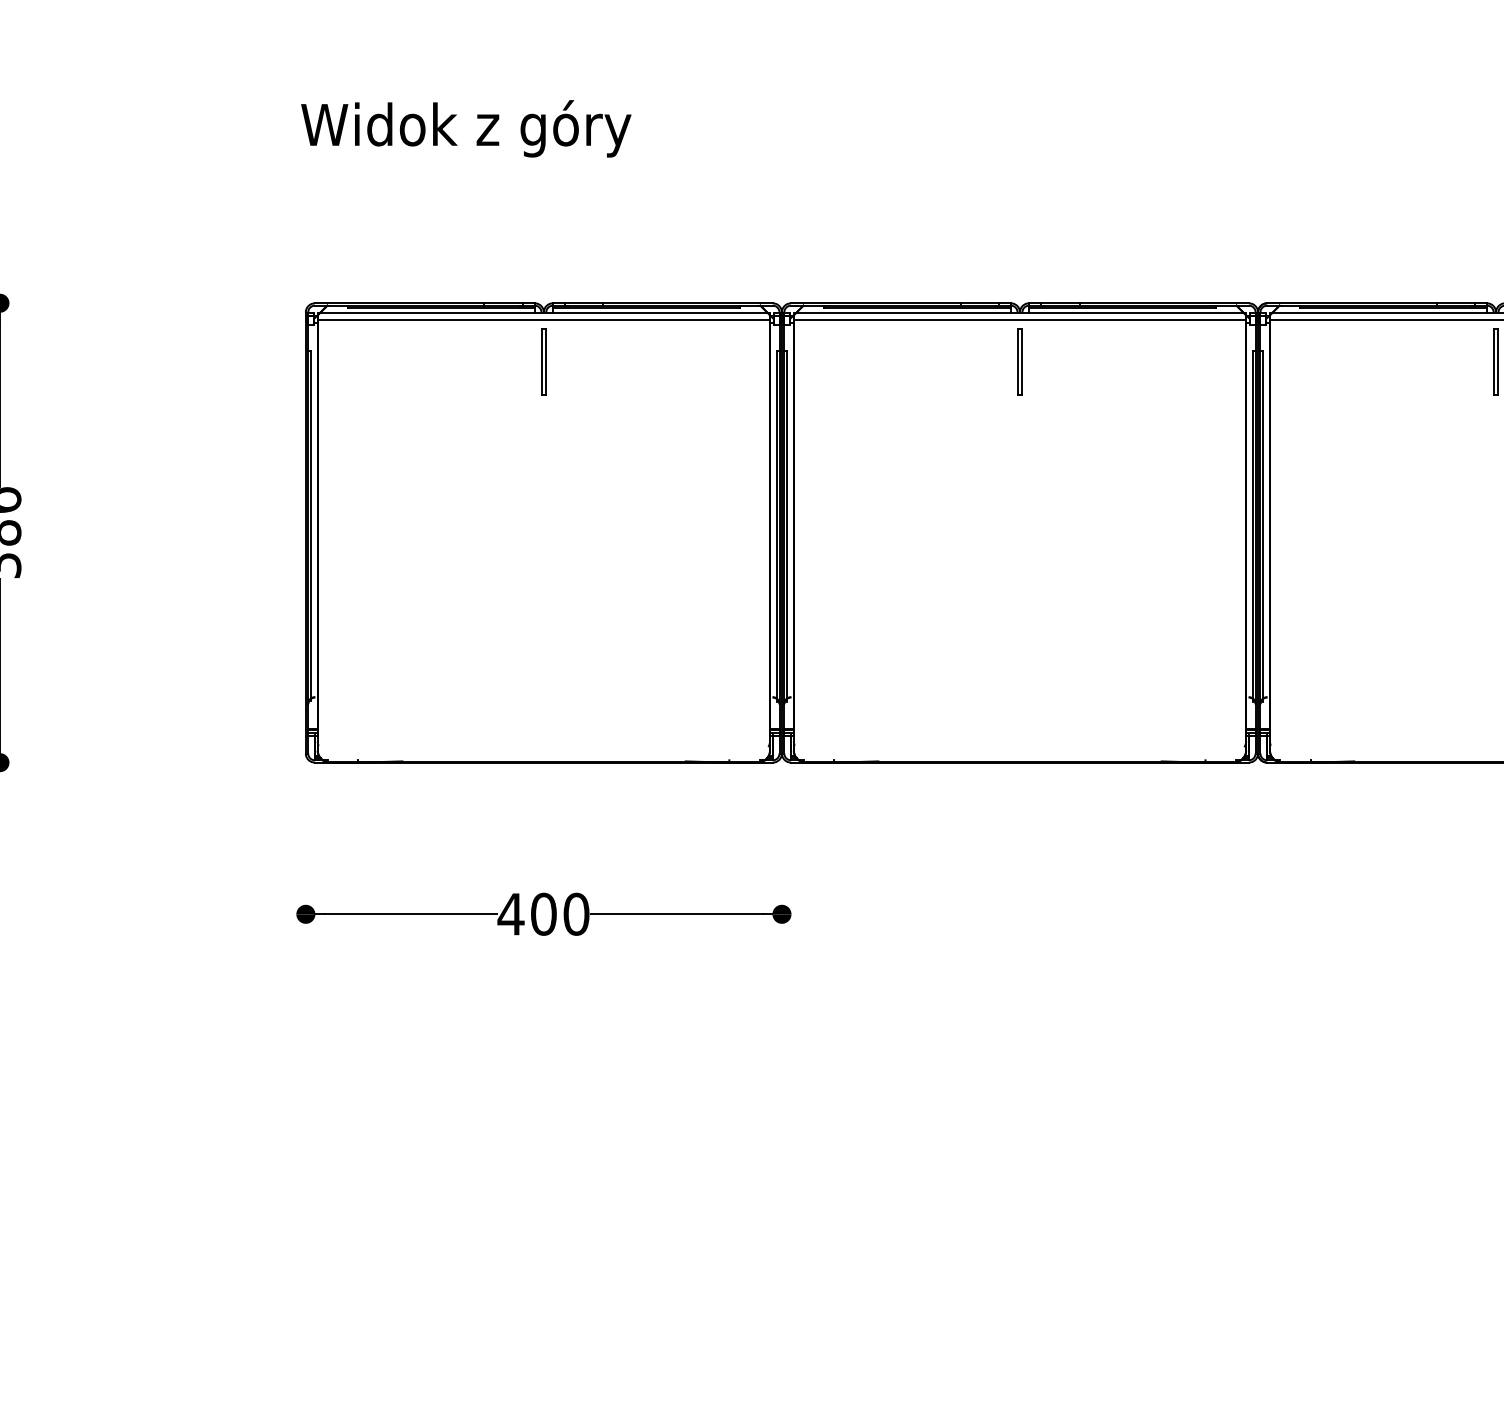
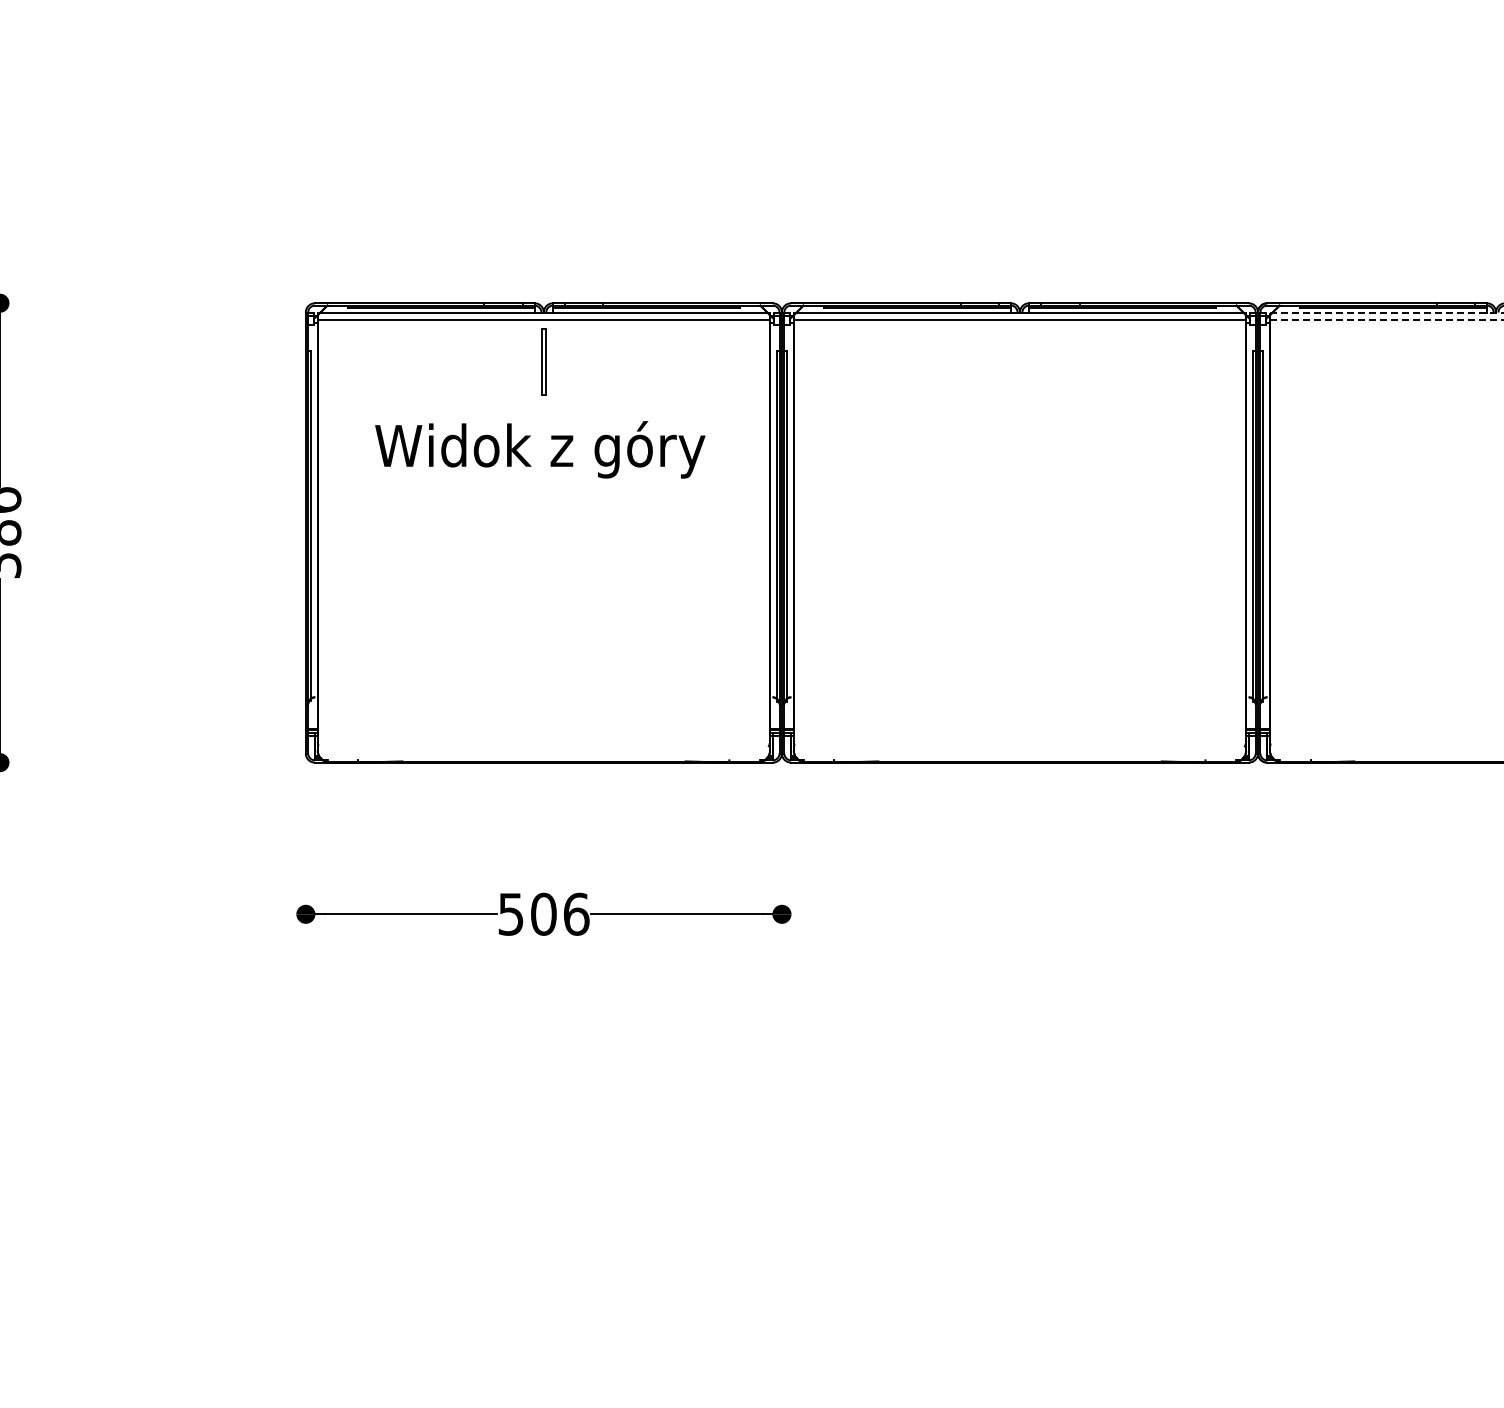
text position: (466, 128) -> (540, 449) (540, 449)
line: solid -> dashed (1386, 312)
line: solid -> dashed (1386, 320)
part: present -> none (1019, 361)
part: present -> none (1495, 361)
text: 400 -> 506 (543, 913)
